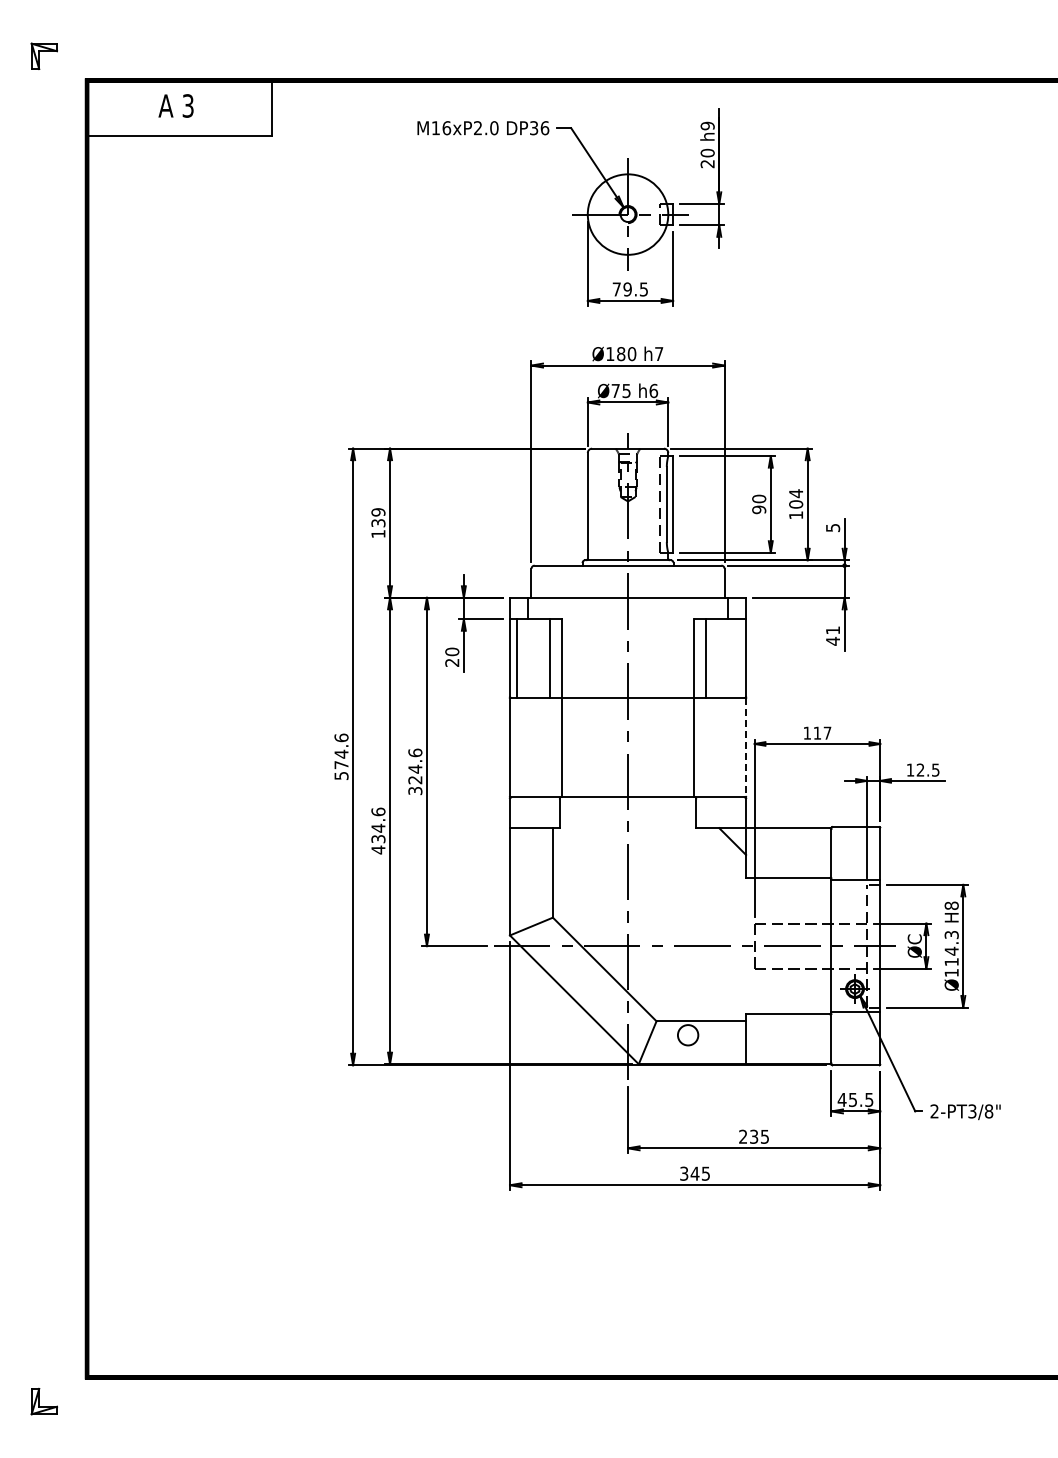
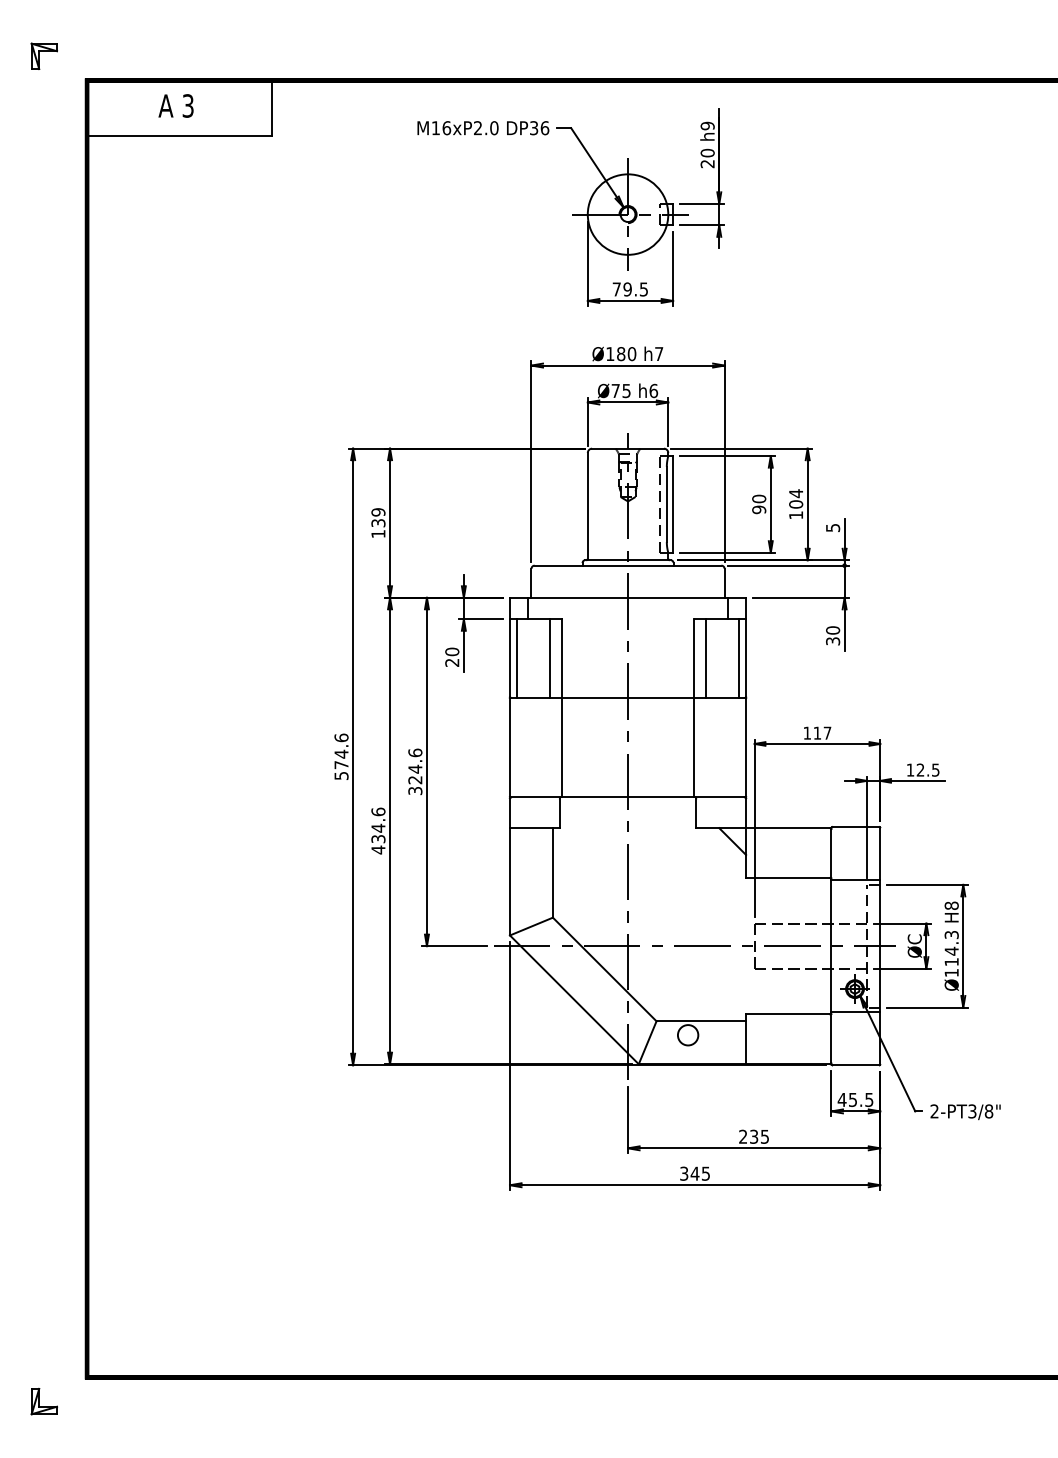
text: 41 -> 30 (833, 635)
line: none -> present (738, 658)
line: dashed -> solid (746, 748)
